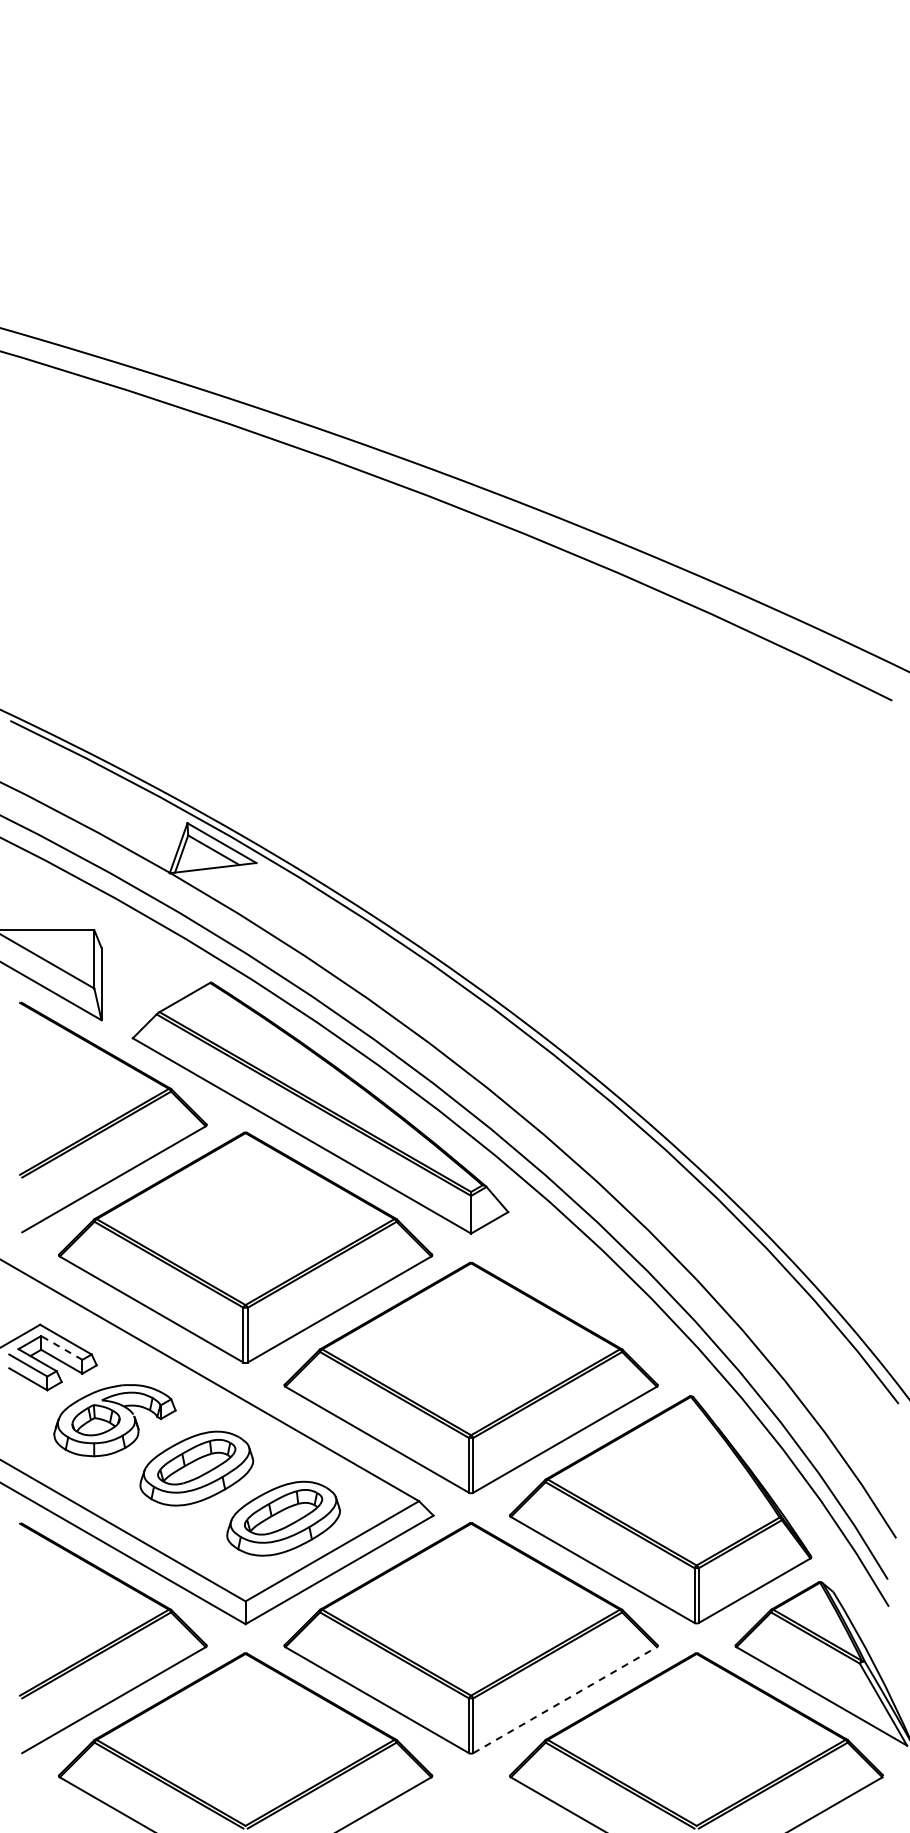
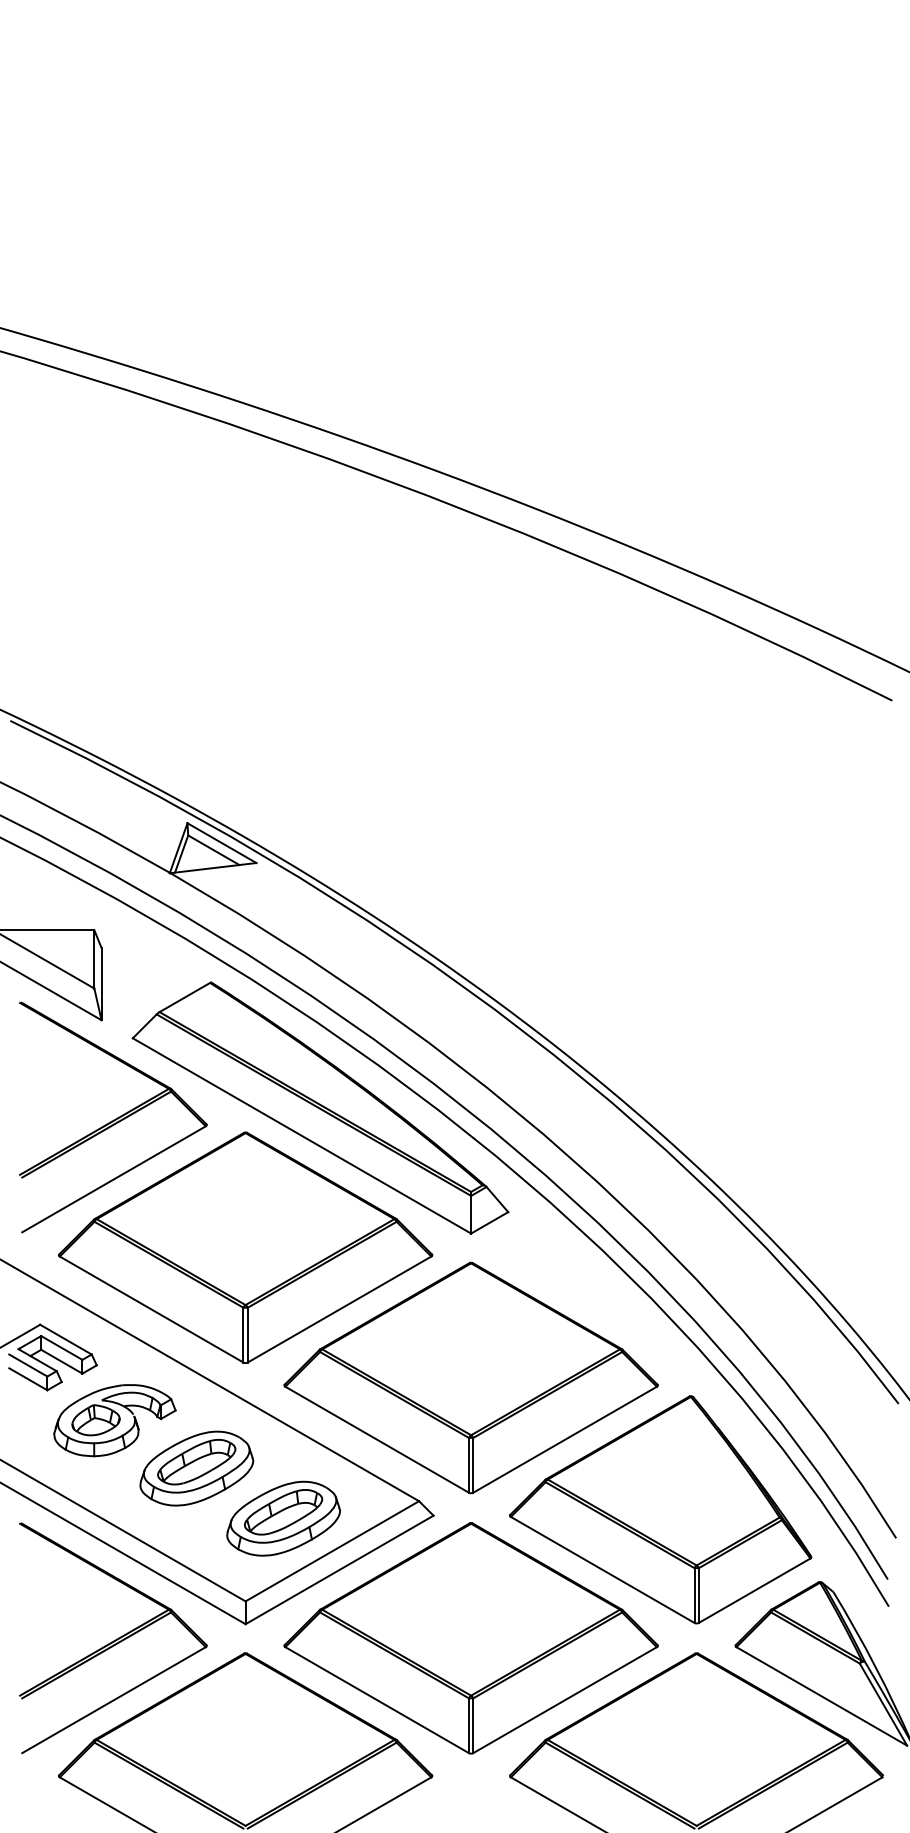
line: dashed -> solid (61, 1347)
line: dashed -> solid (565, 1699)
